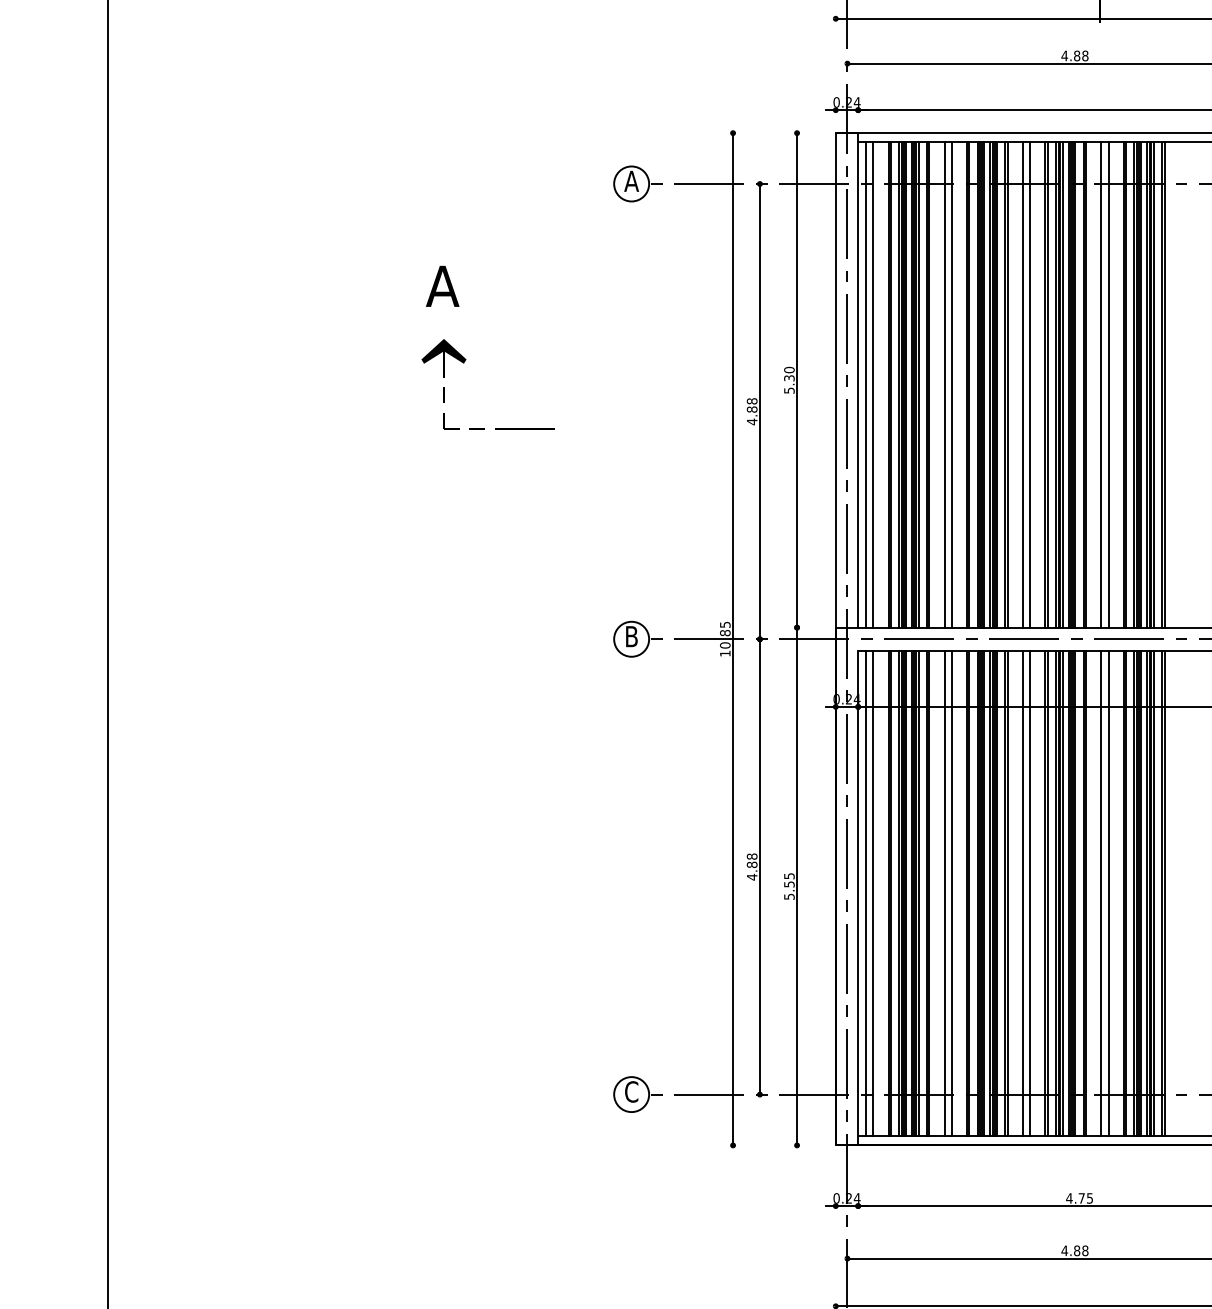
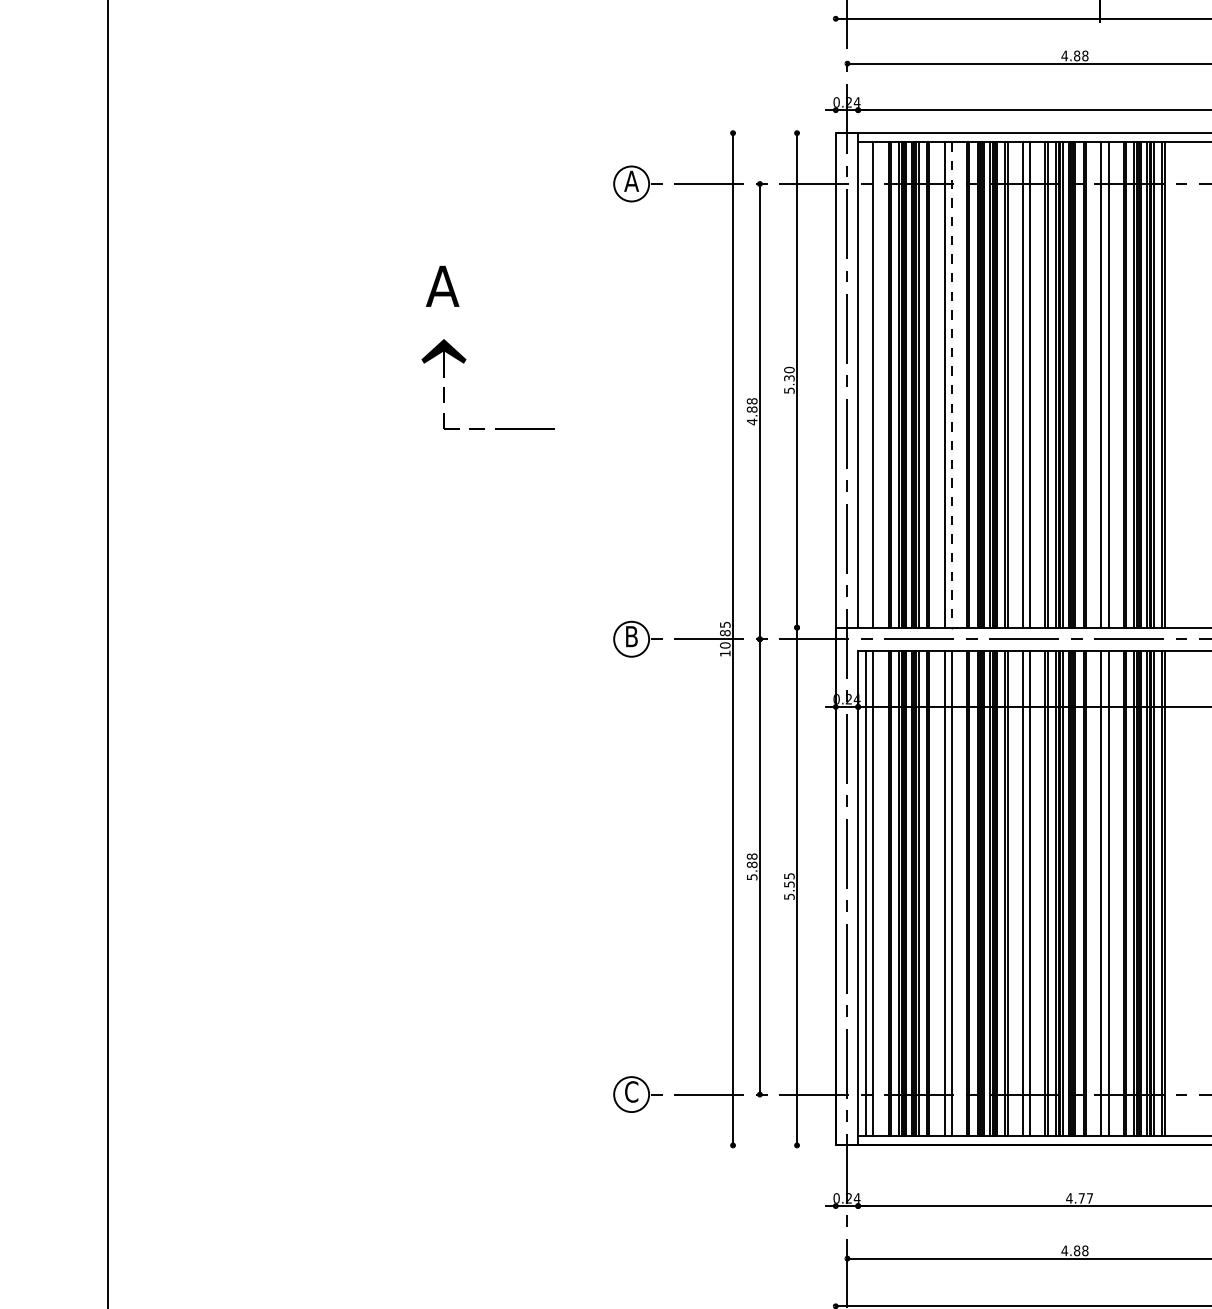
line: present -> none (866, 384)
line: solid -> dashed (951, 385)
text: 4.88 -> 5.88 (752, 876)
text: 4.75 -> 4.77 (1089, 1198)
